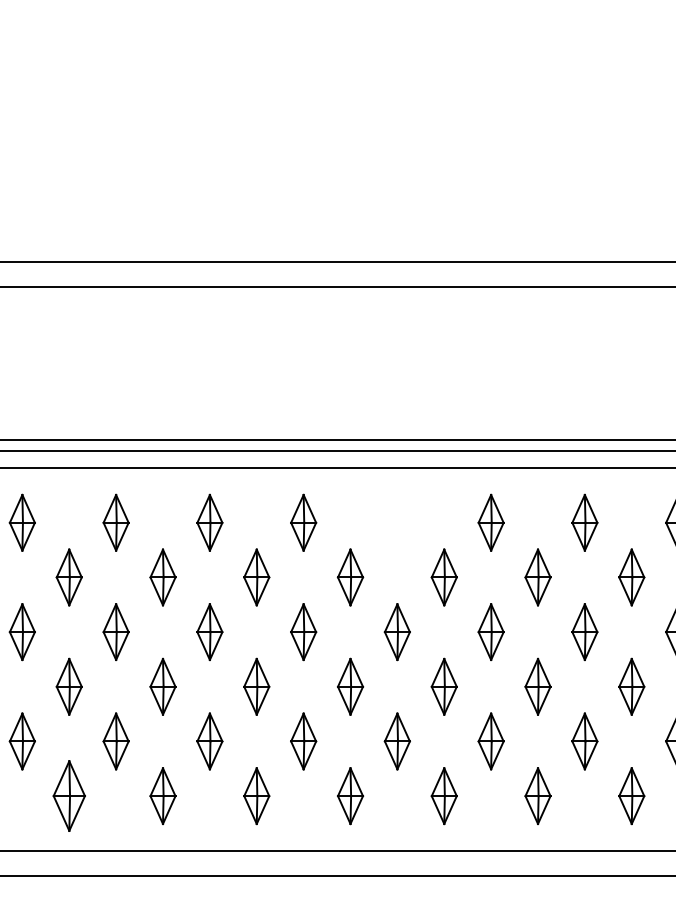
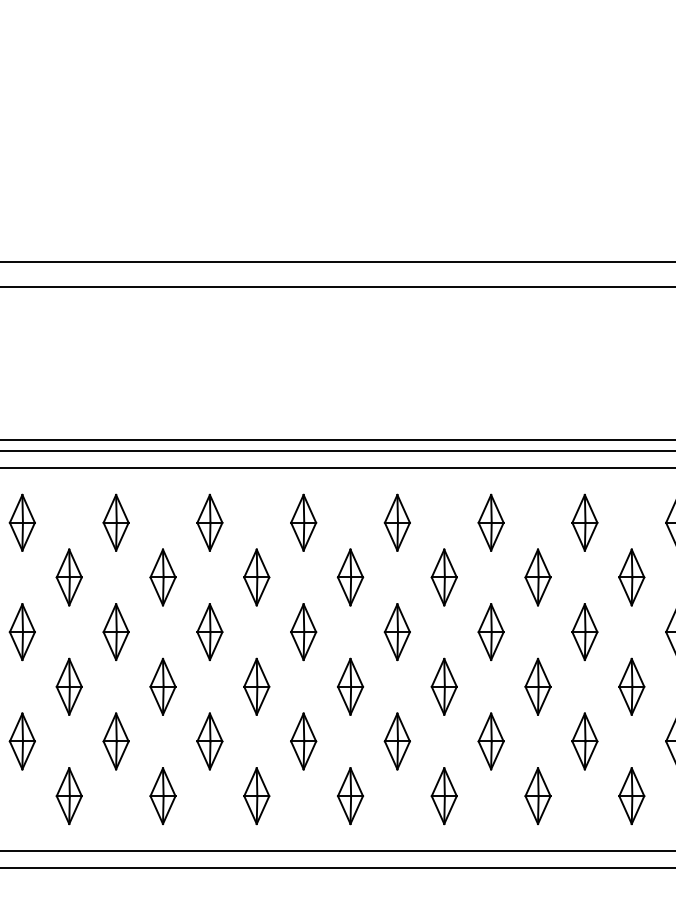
part: none -> present (396, 522)
part size: 34x72 px -> 28x59 px (68, 796)
line position: (337, 876) -> (337, 868) (337, 868)
